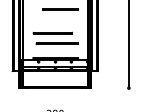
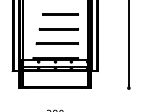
line position: (60, 9) -> (60, 14) (60, 14)
line position: (52, 32) -> (58, 28) (58, 28)
